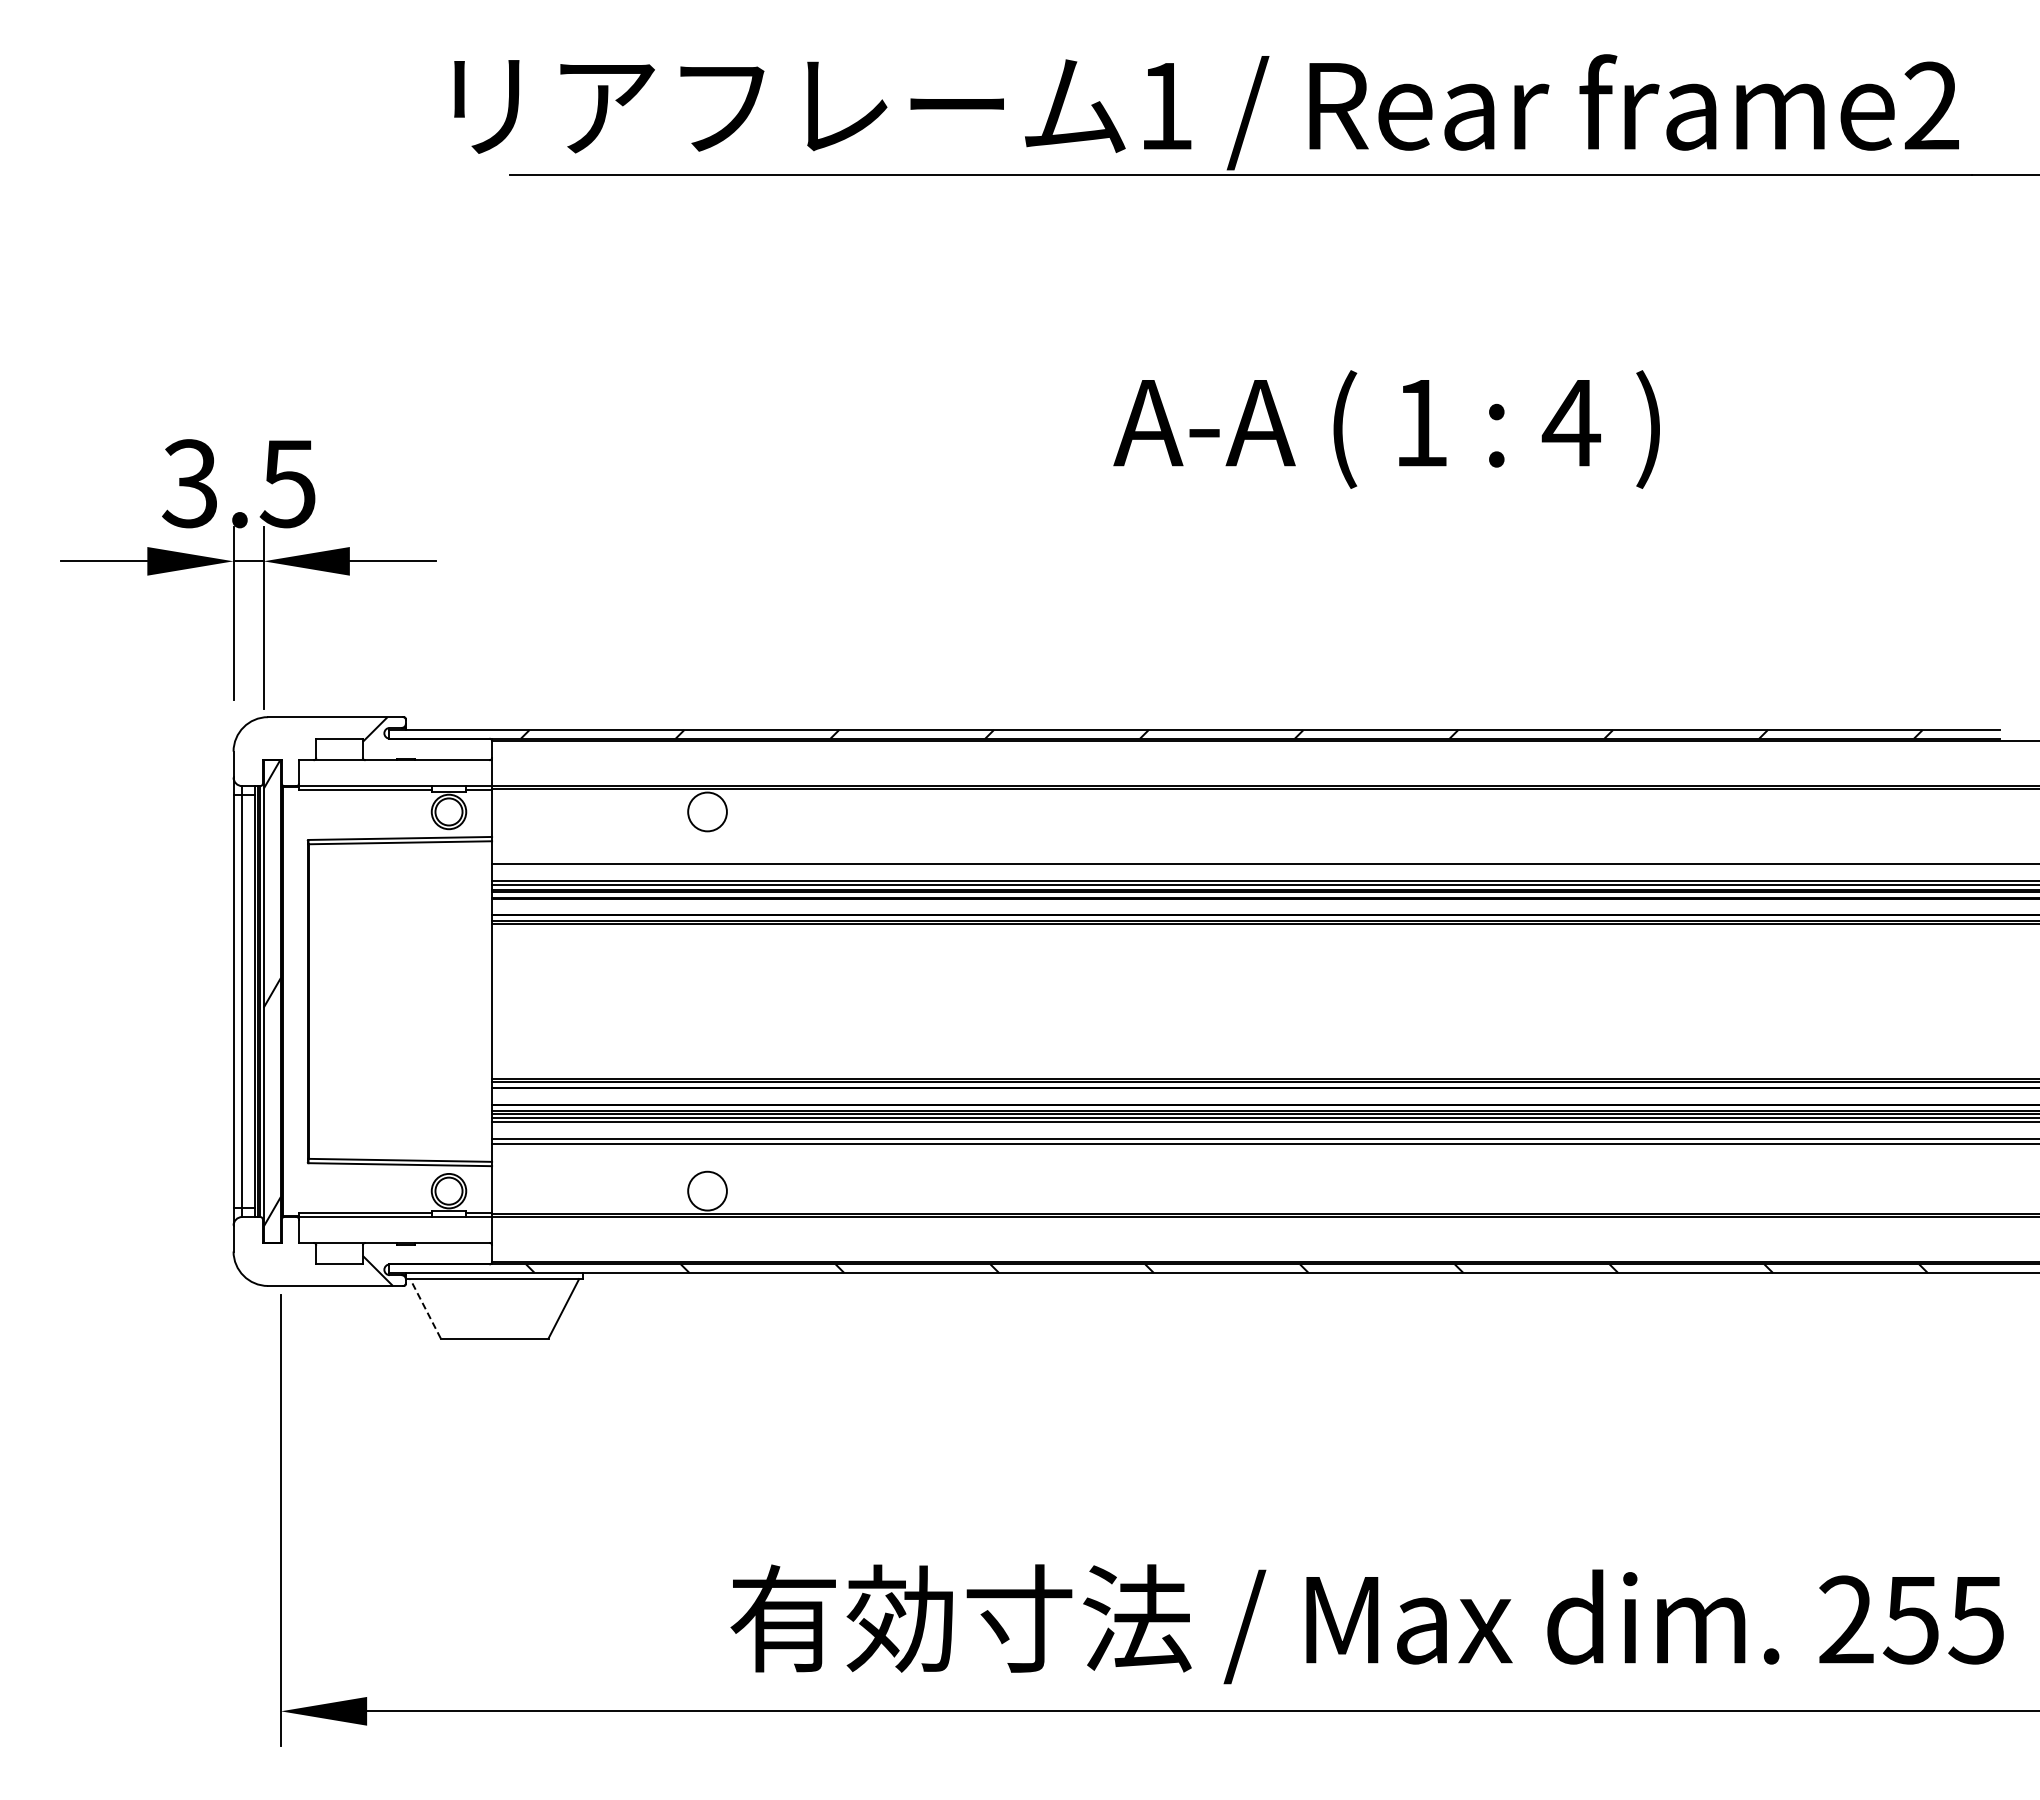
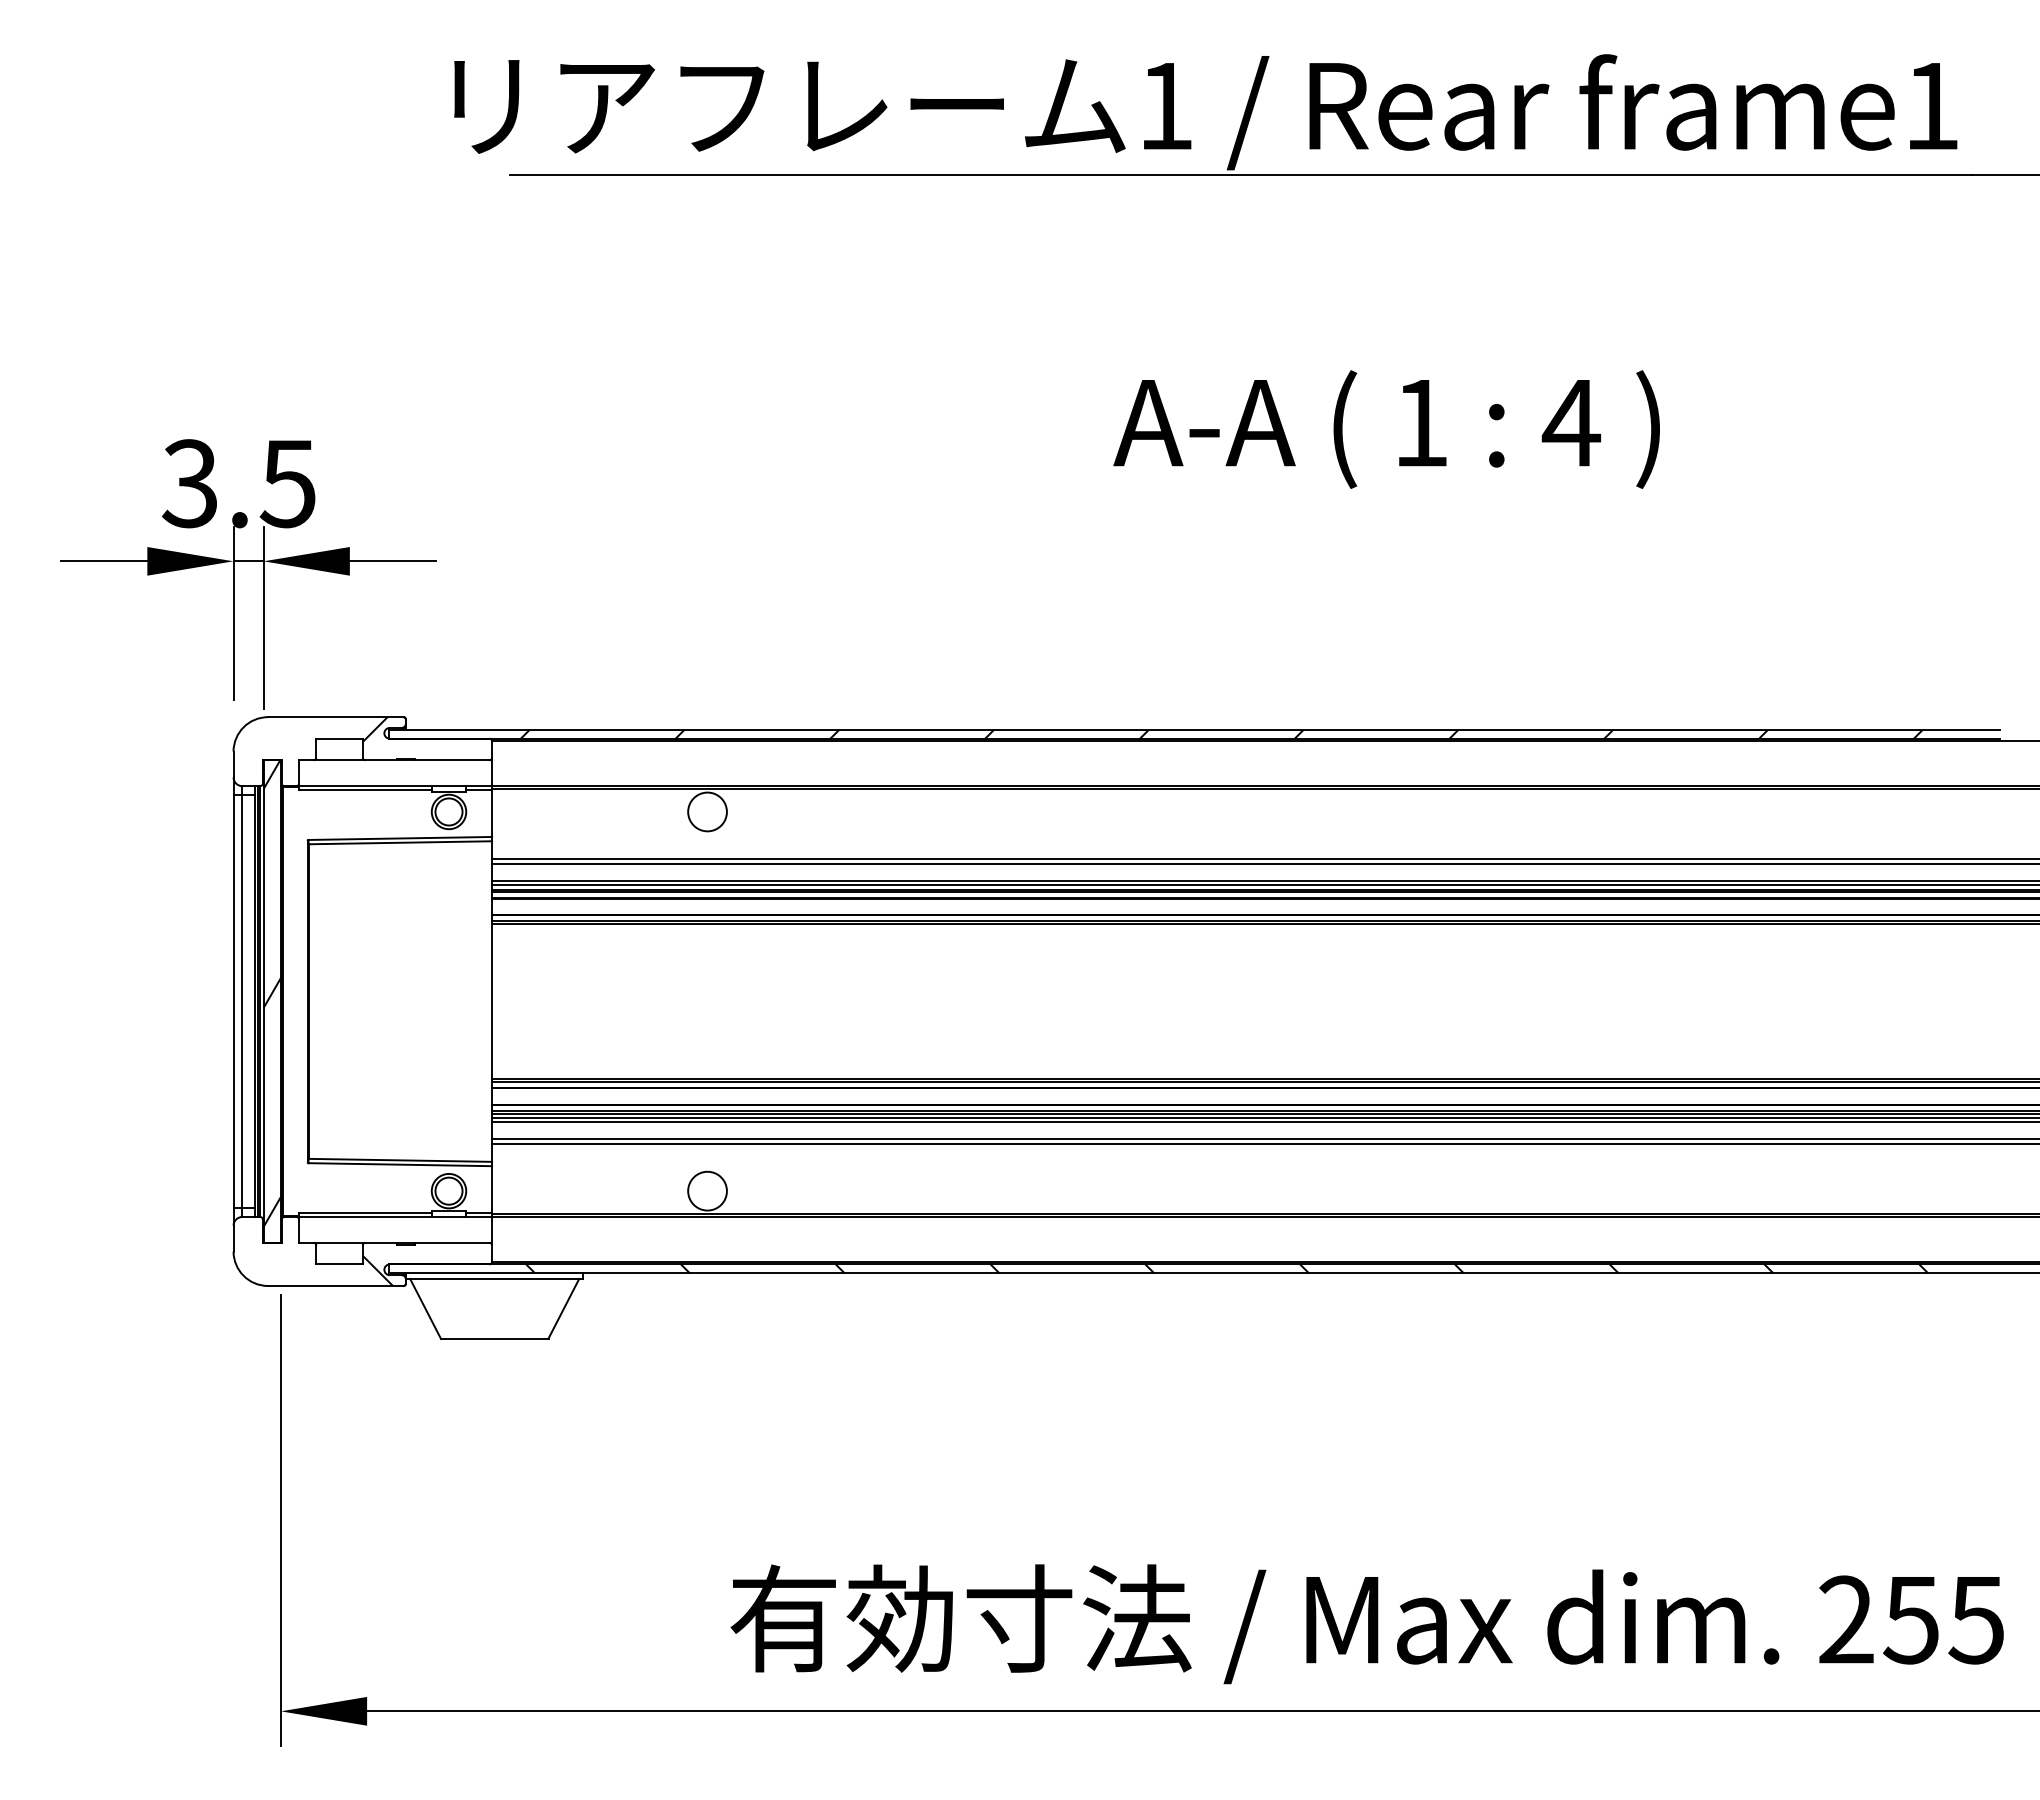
text: frame2 -> frame1 (1931, 105)
line: none -> present (1264, 859)
line: dashed -> solid (425, 1308)
